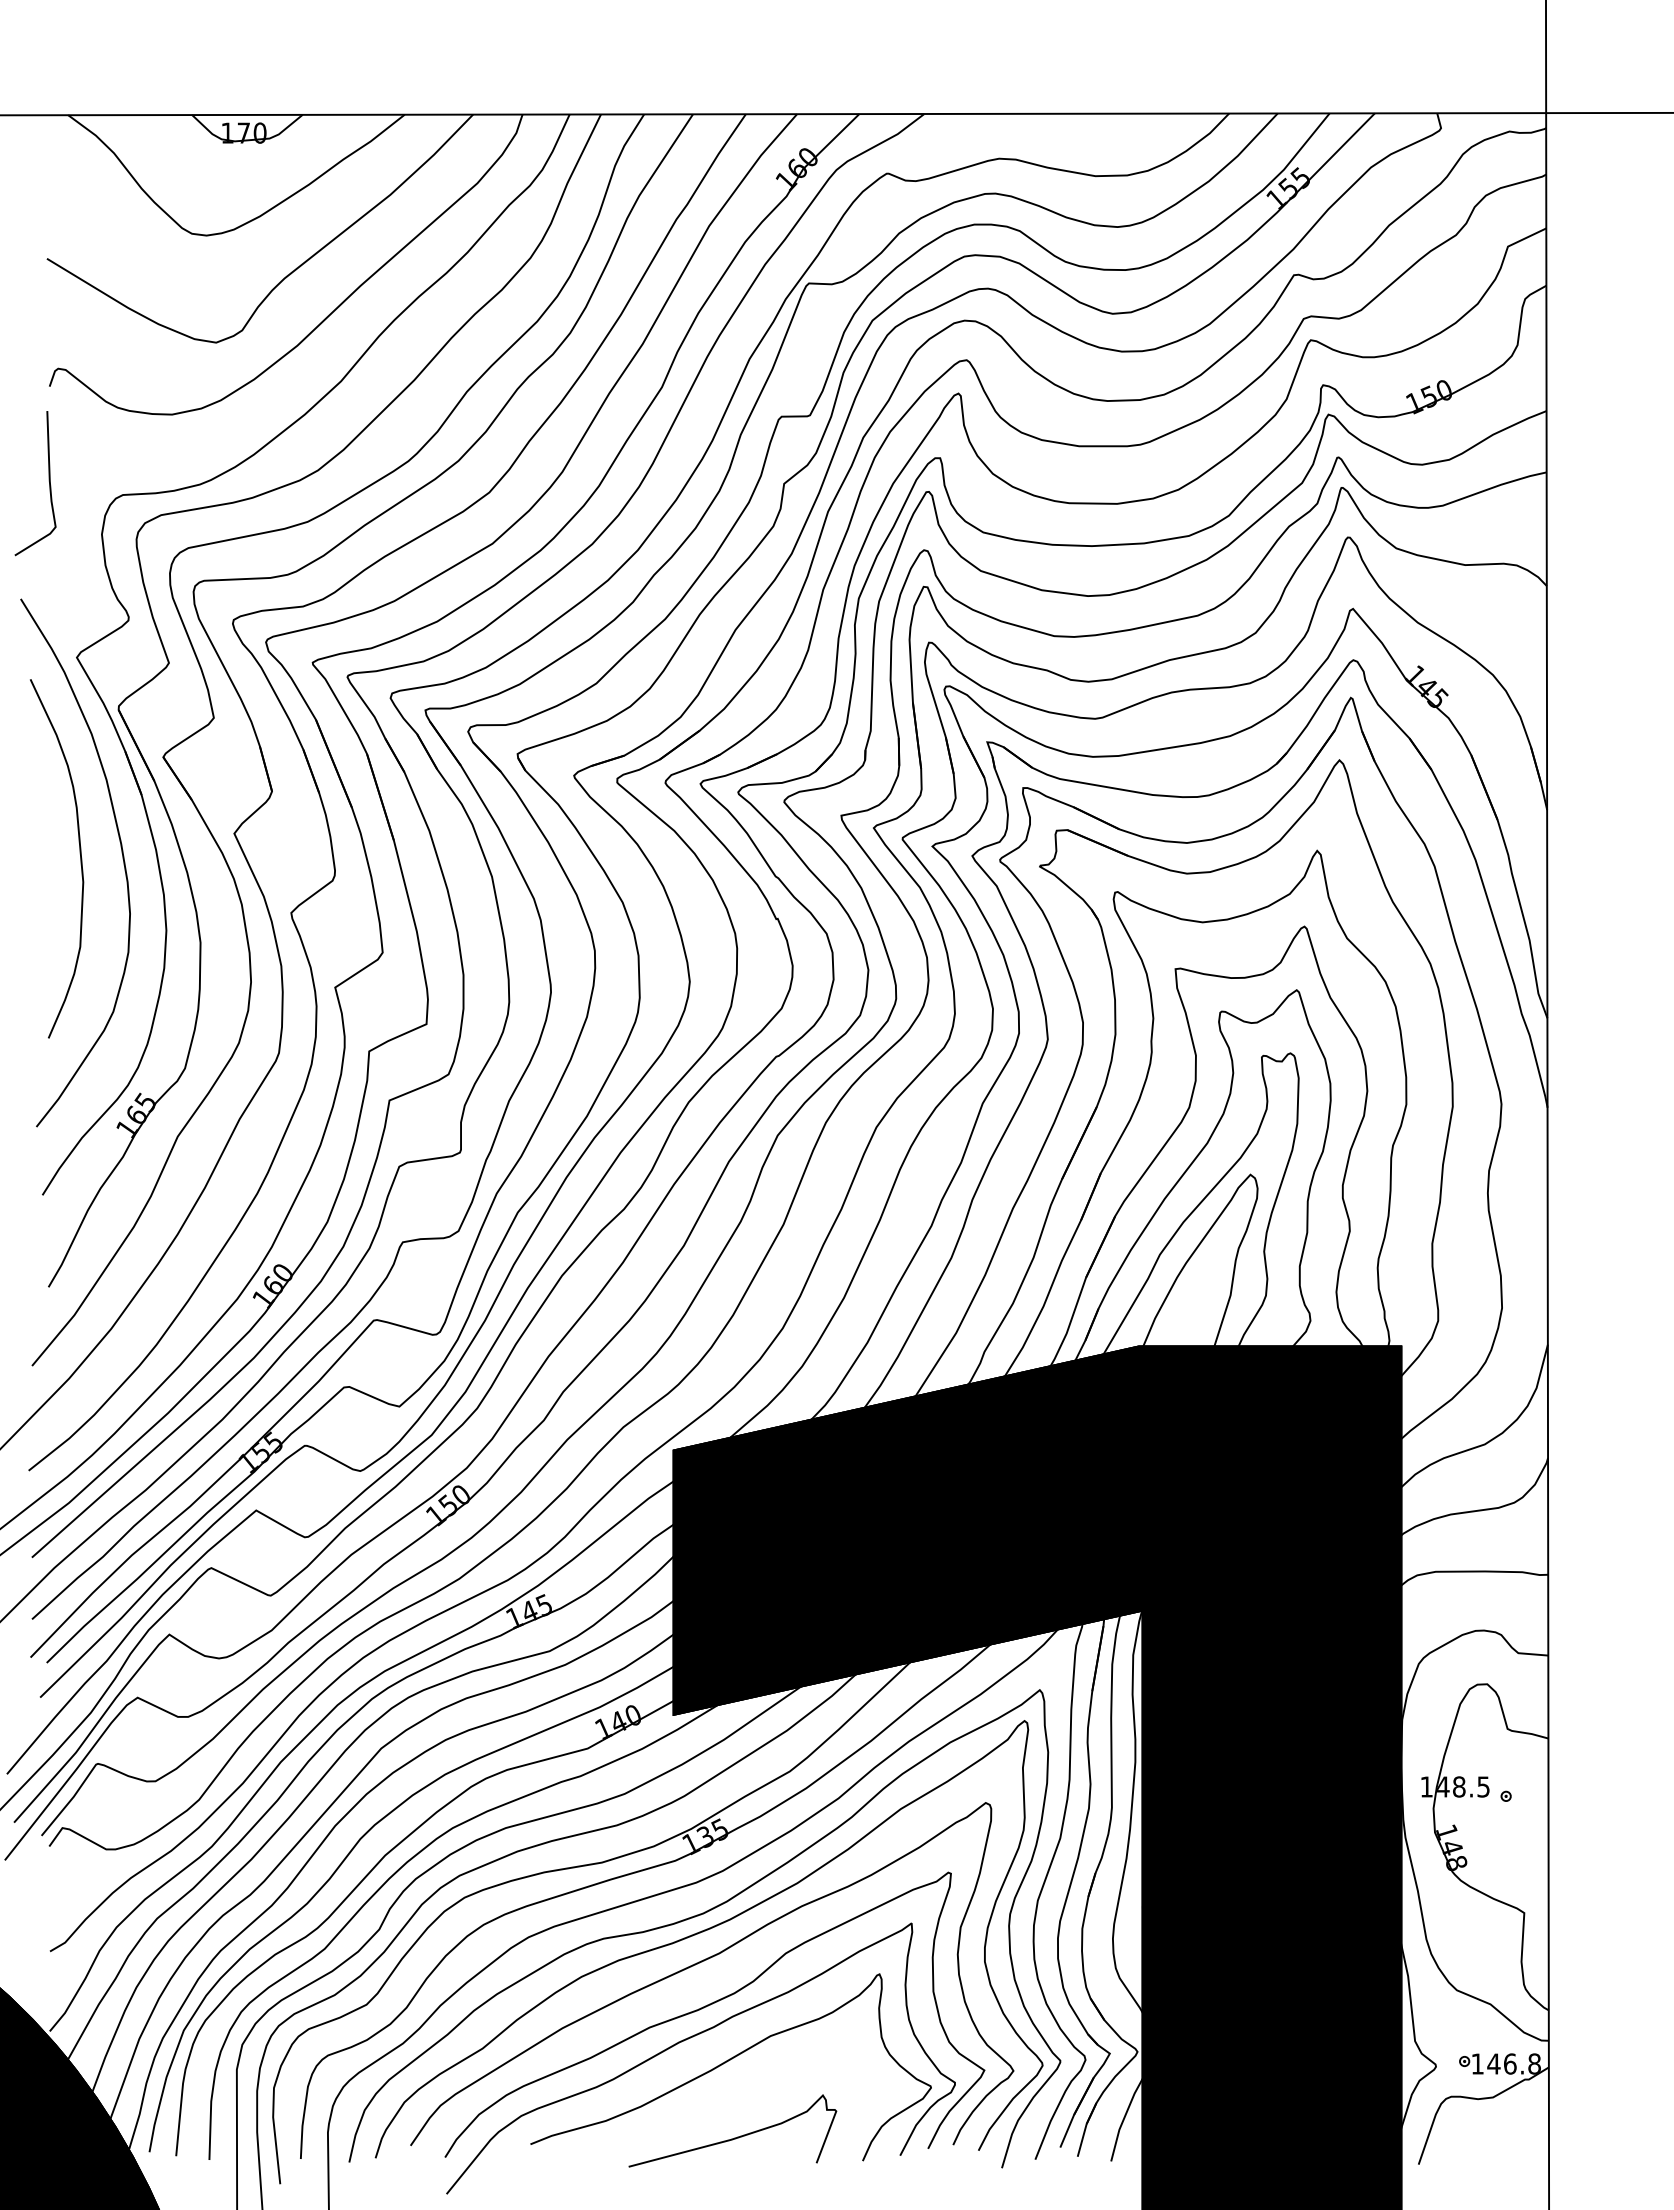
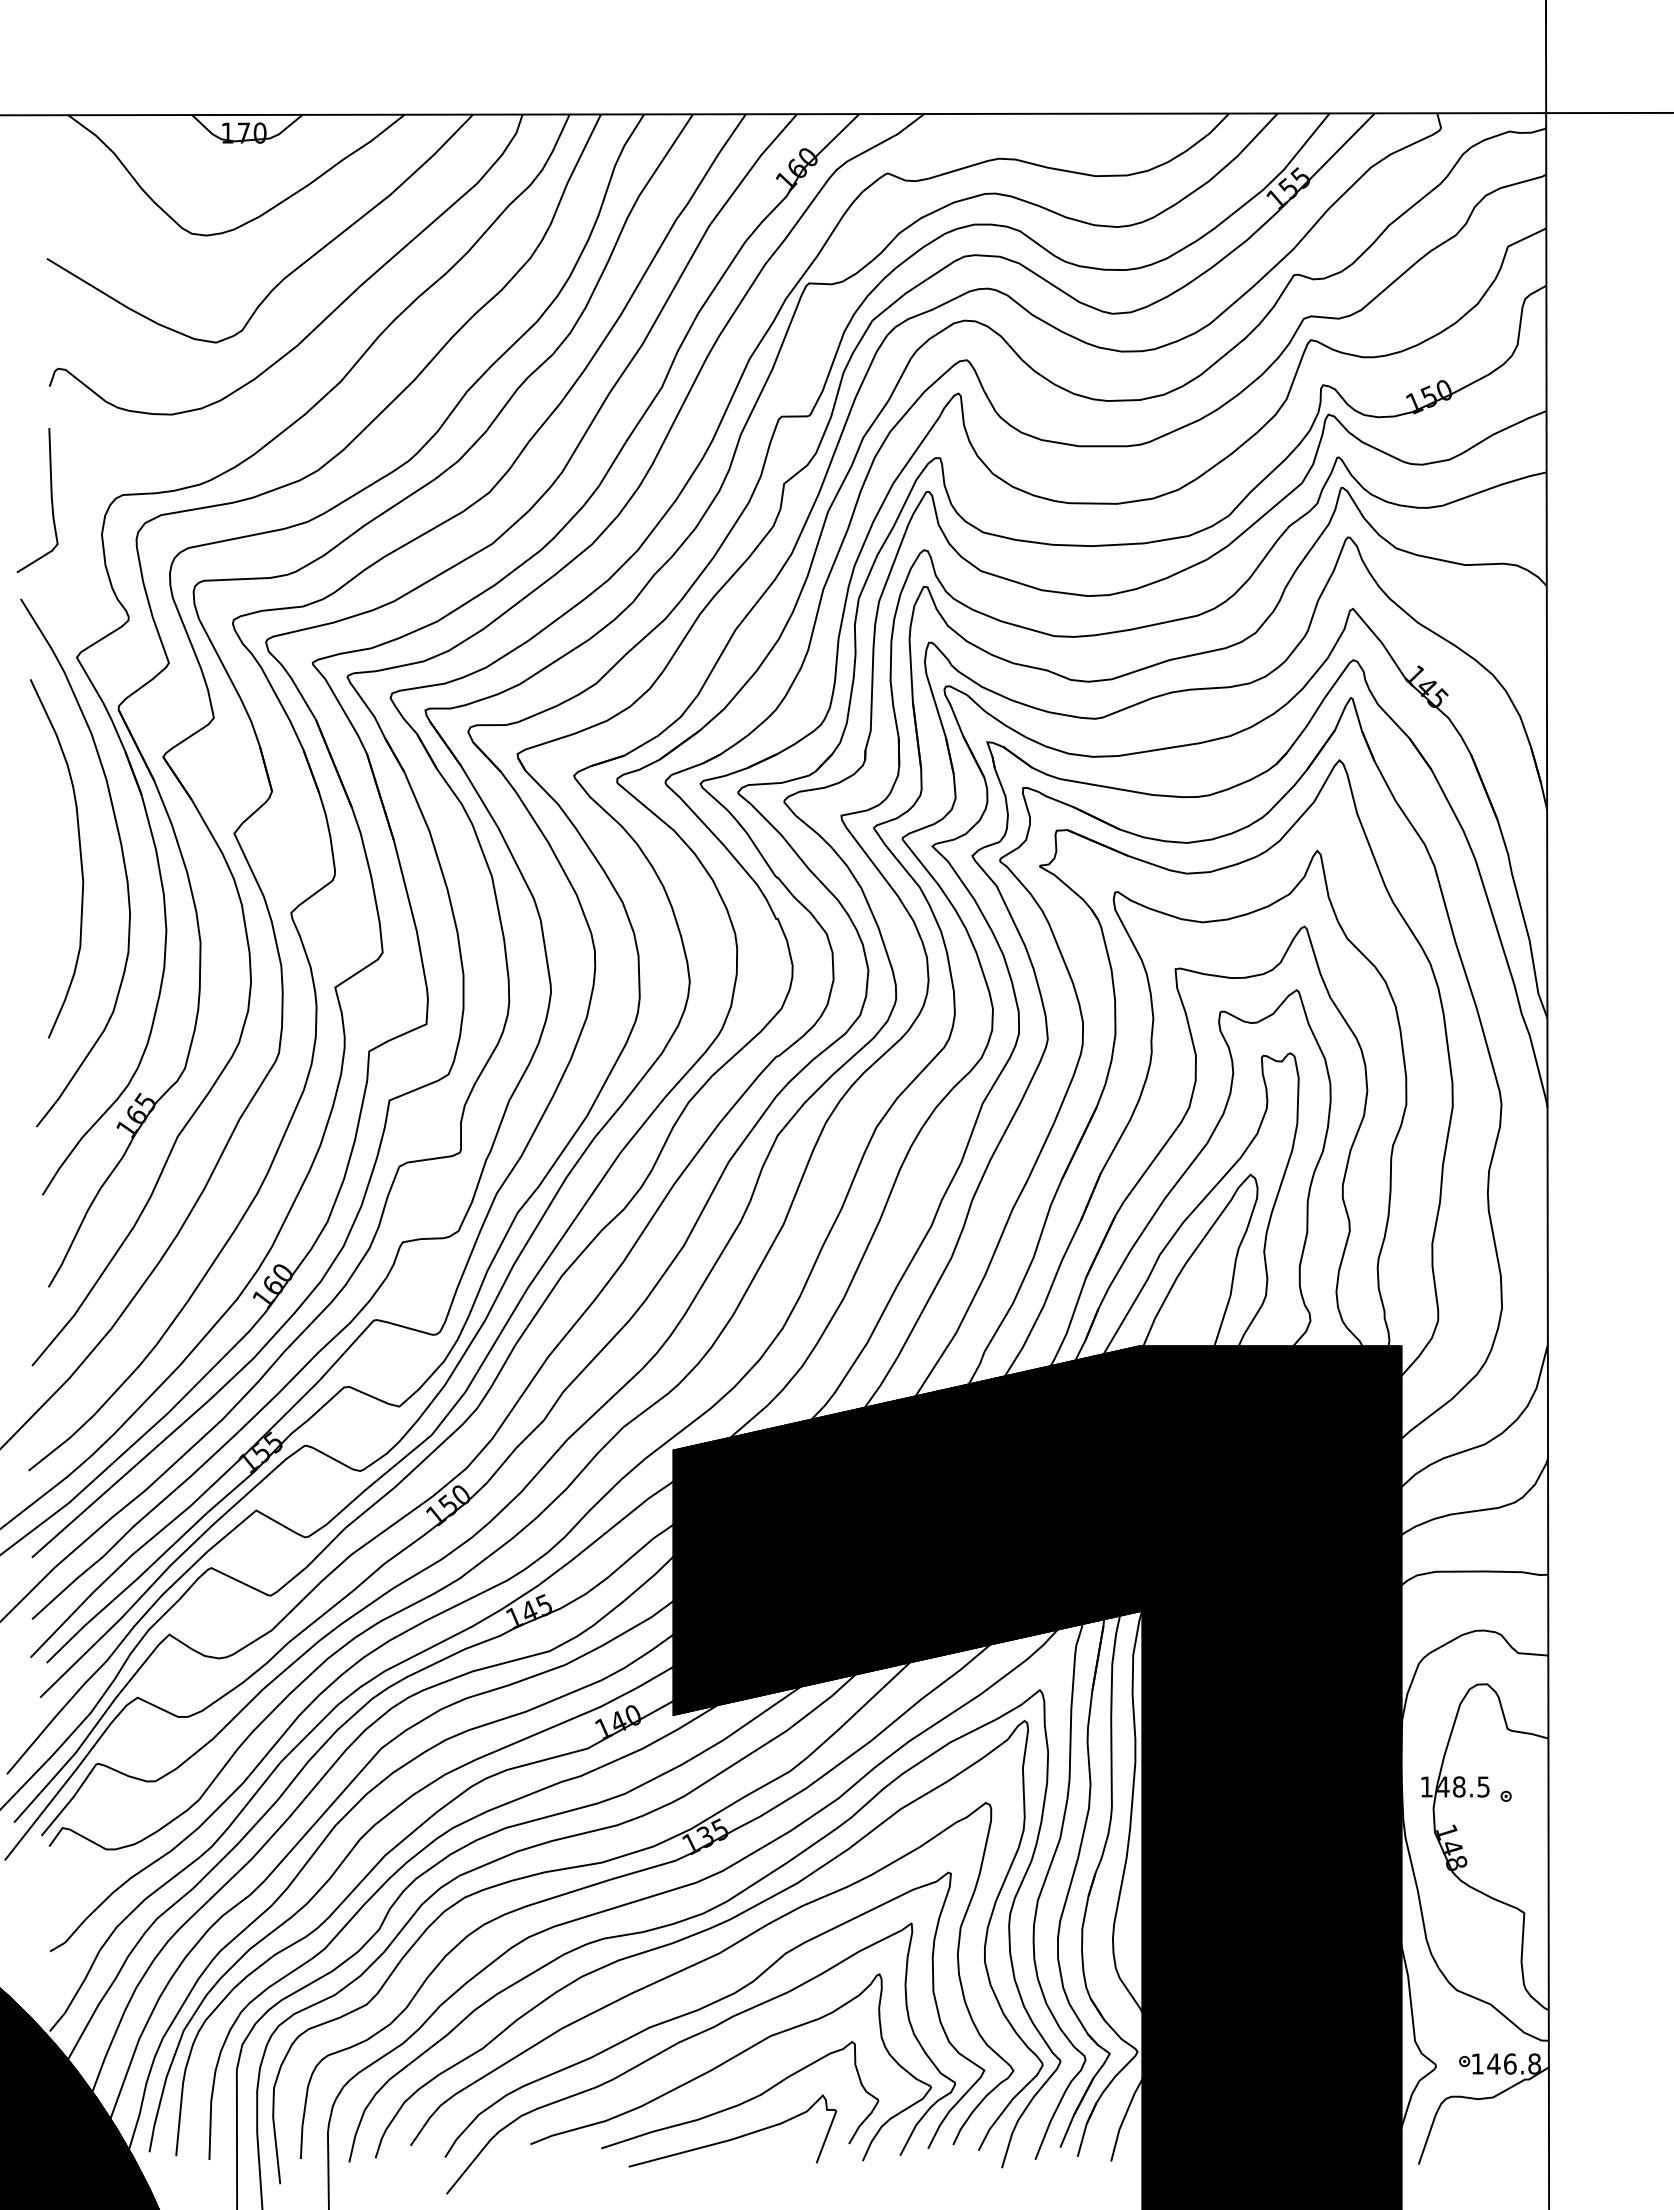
curve position: (48, 481) -> (50, 498) (50, 498)
curve: none -> present (743, 2101)
